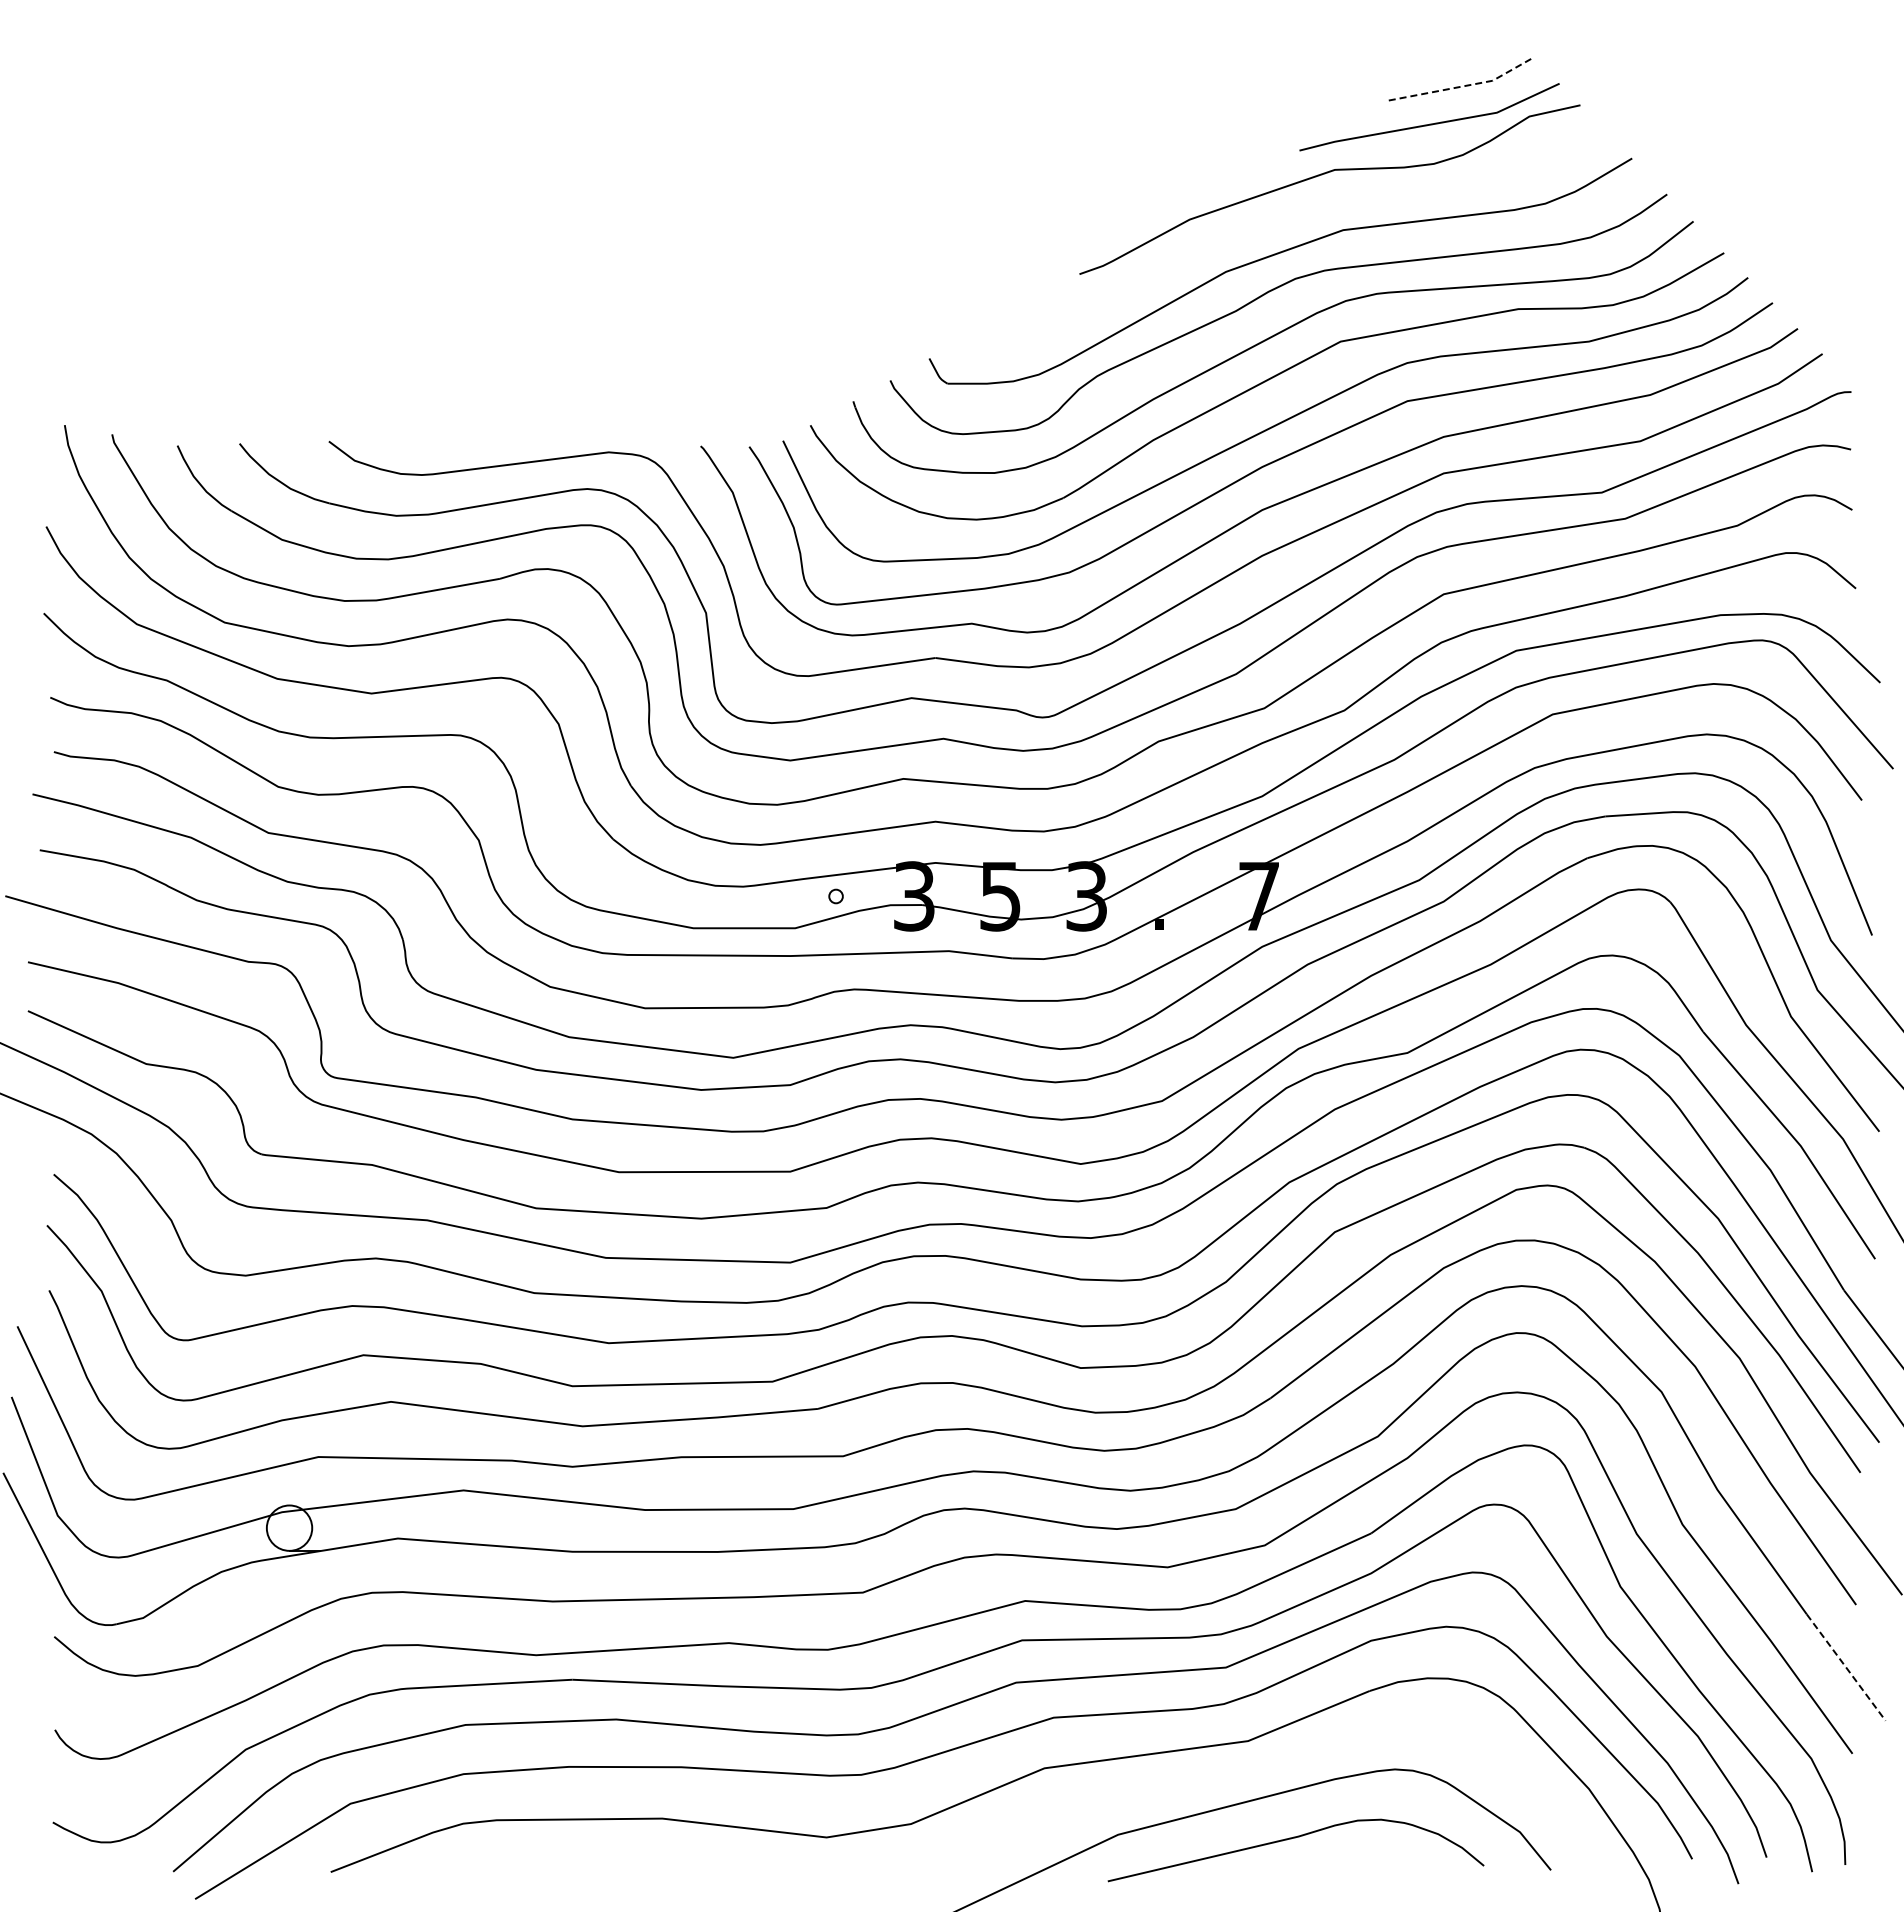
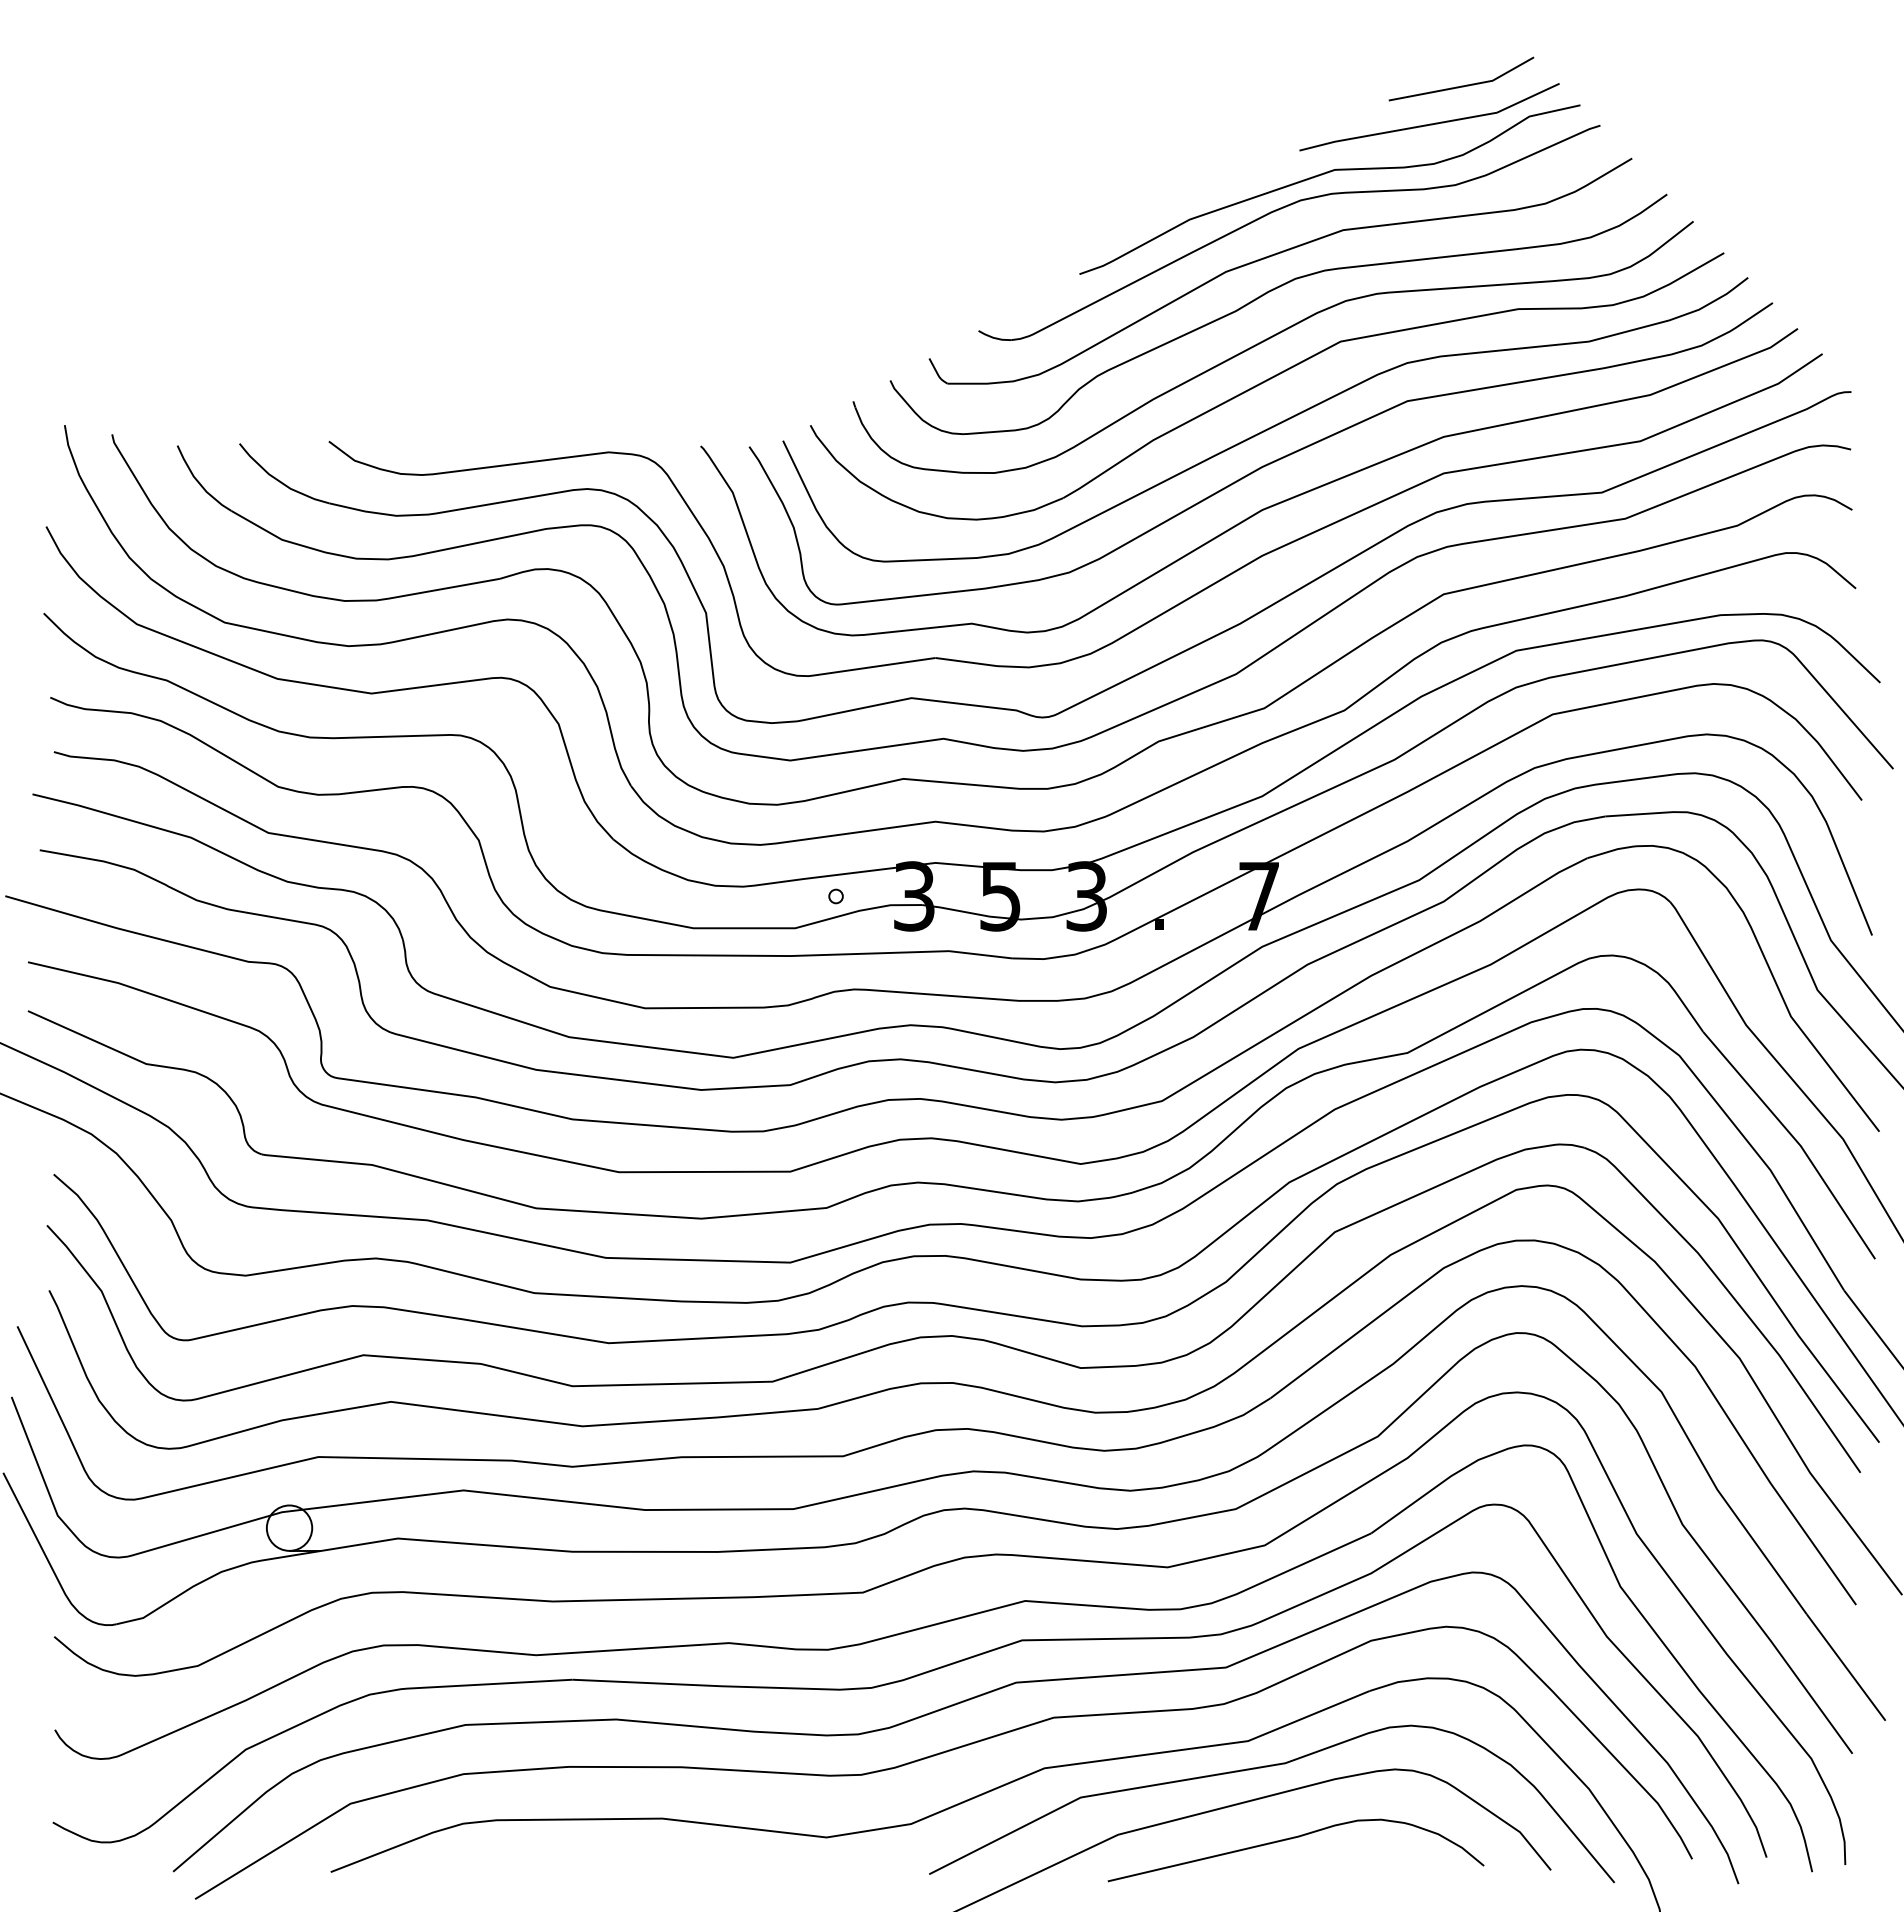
line: dashed -> solid (1465, 86)
part: none -> present (1281, 209)
line: dashed -> solid (1846, 1667)
curve: none -> present (1267, 1767)
